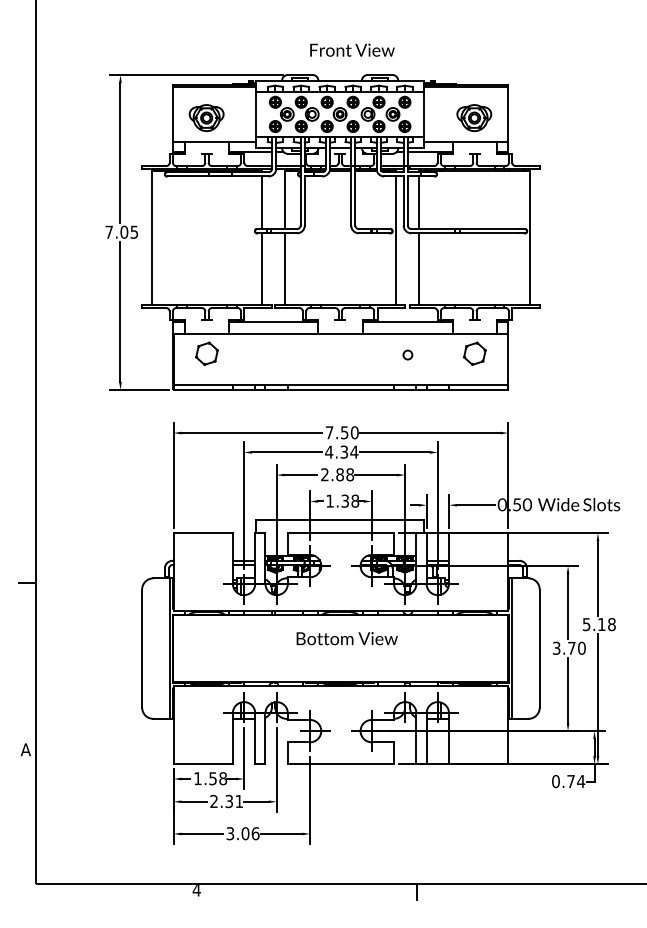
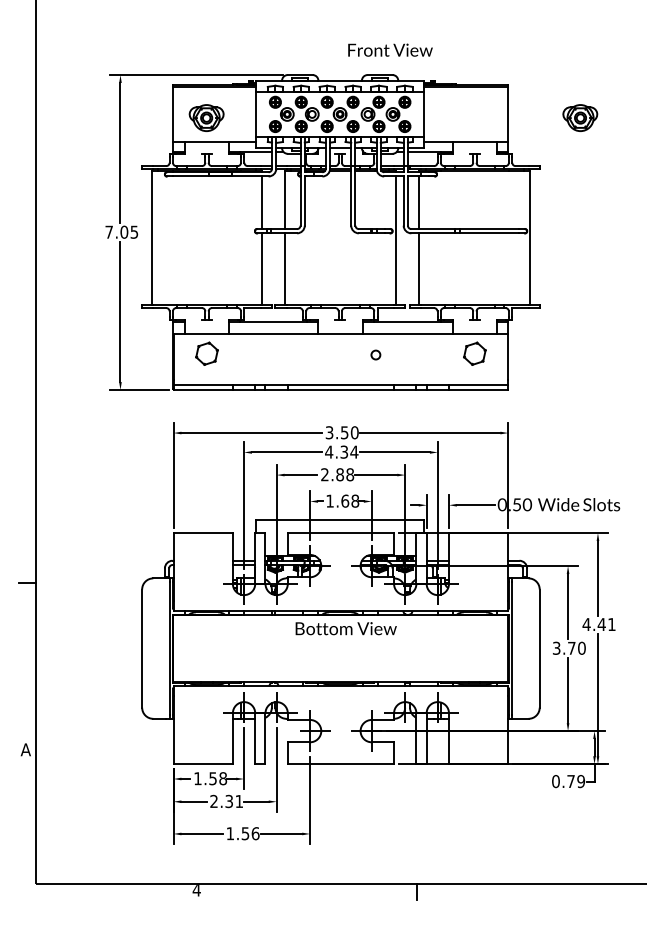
text position: (352, 49) -> (390, 49) (390, 49)
part position: (474, 117) -> (580, 117) (580, 117)
circle position: (407, 354) -> (375, 354) (375, 354)
text: 7.50 -> 3.50 (329, 432)
text: 1.38 -> 1.68 (345, 500)
text: 5.18 -> 4.41 (598, 624)
text position: (346, 638) -> (345, 628) (345, 628)
text: 0.74 -> 0.79 (581, 781)
text: 3.06 -> 1.56 (237, 833)
